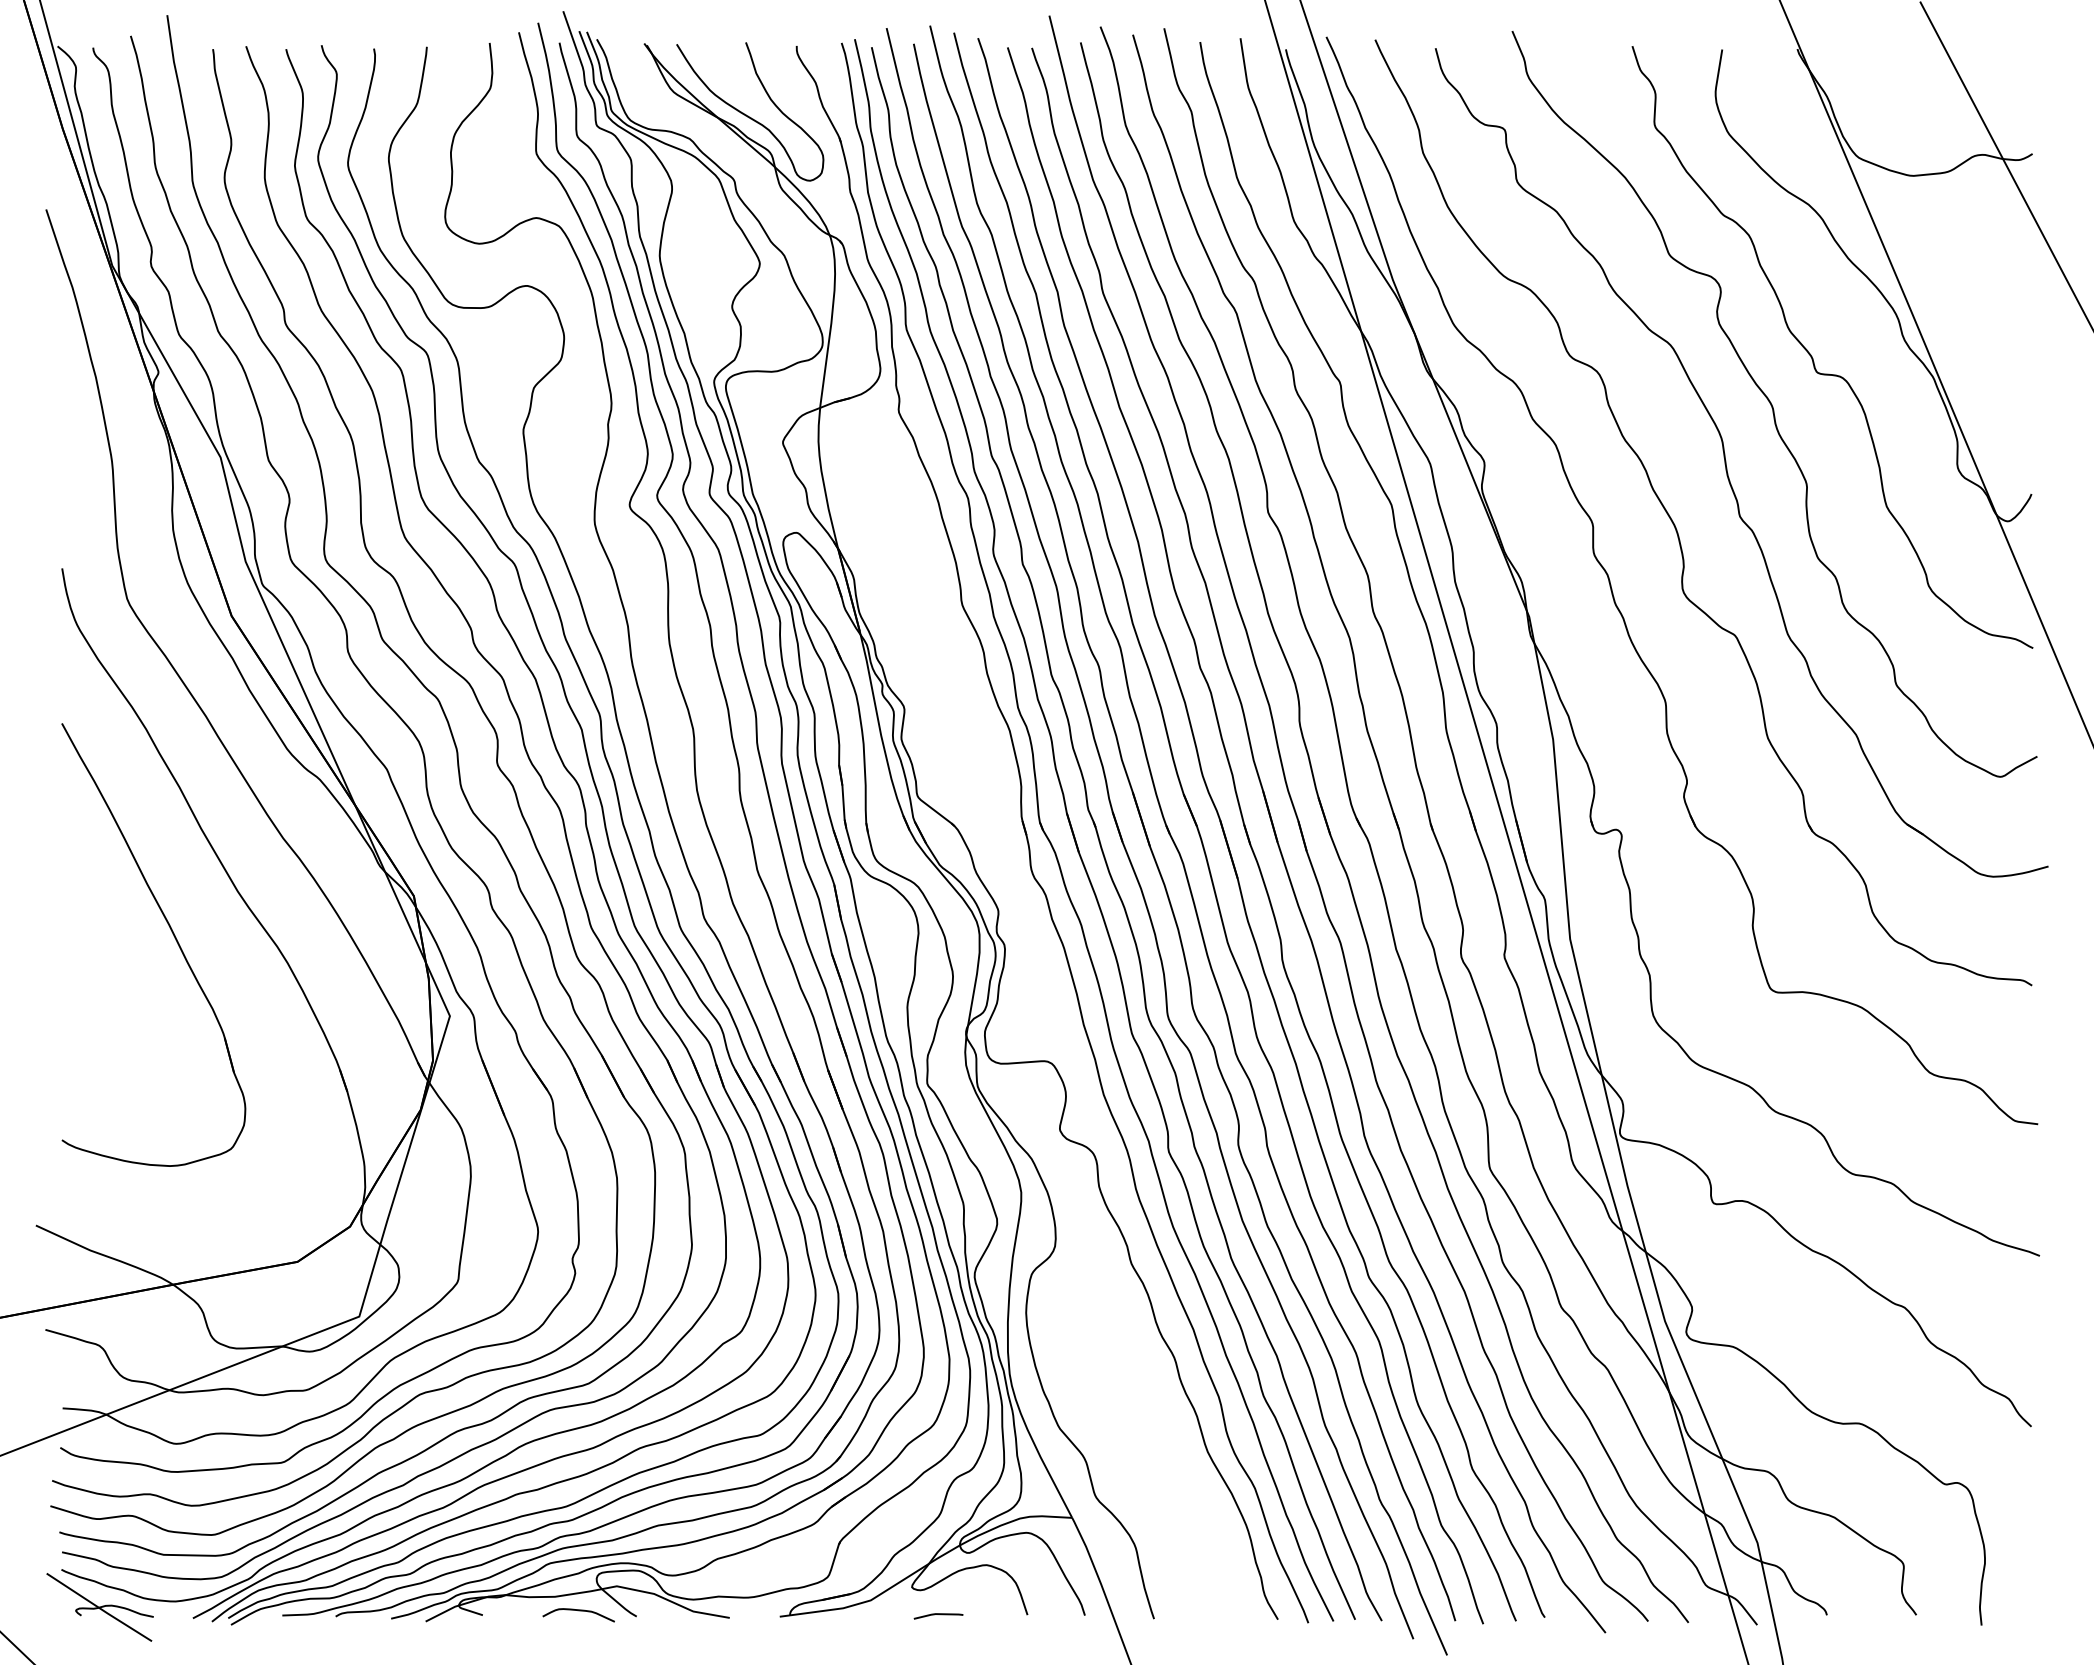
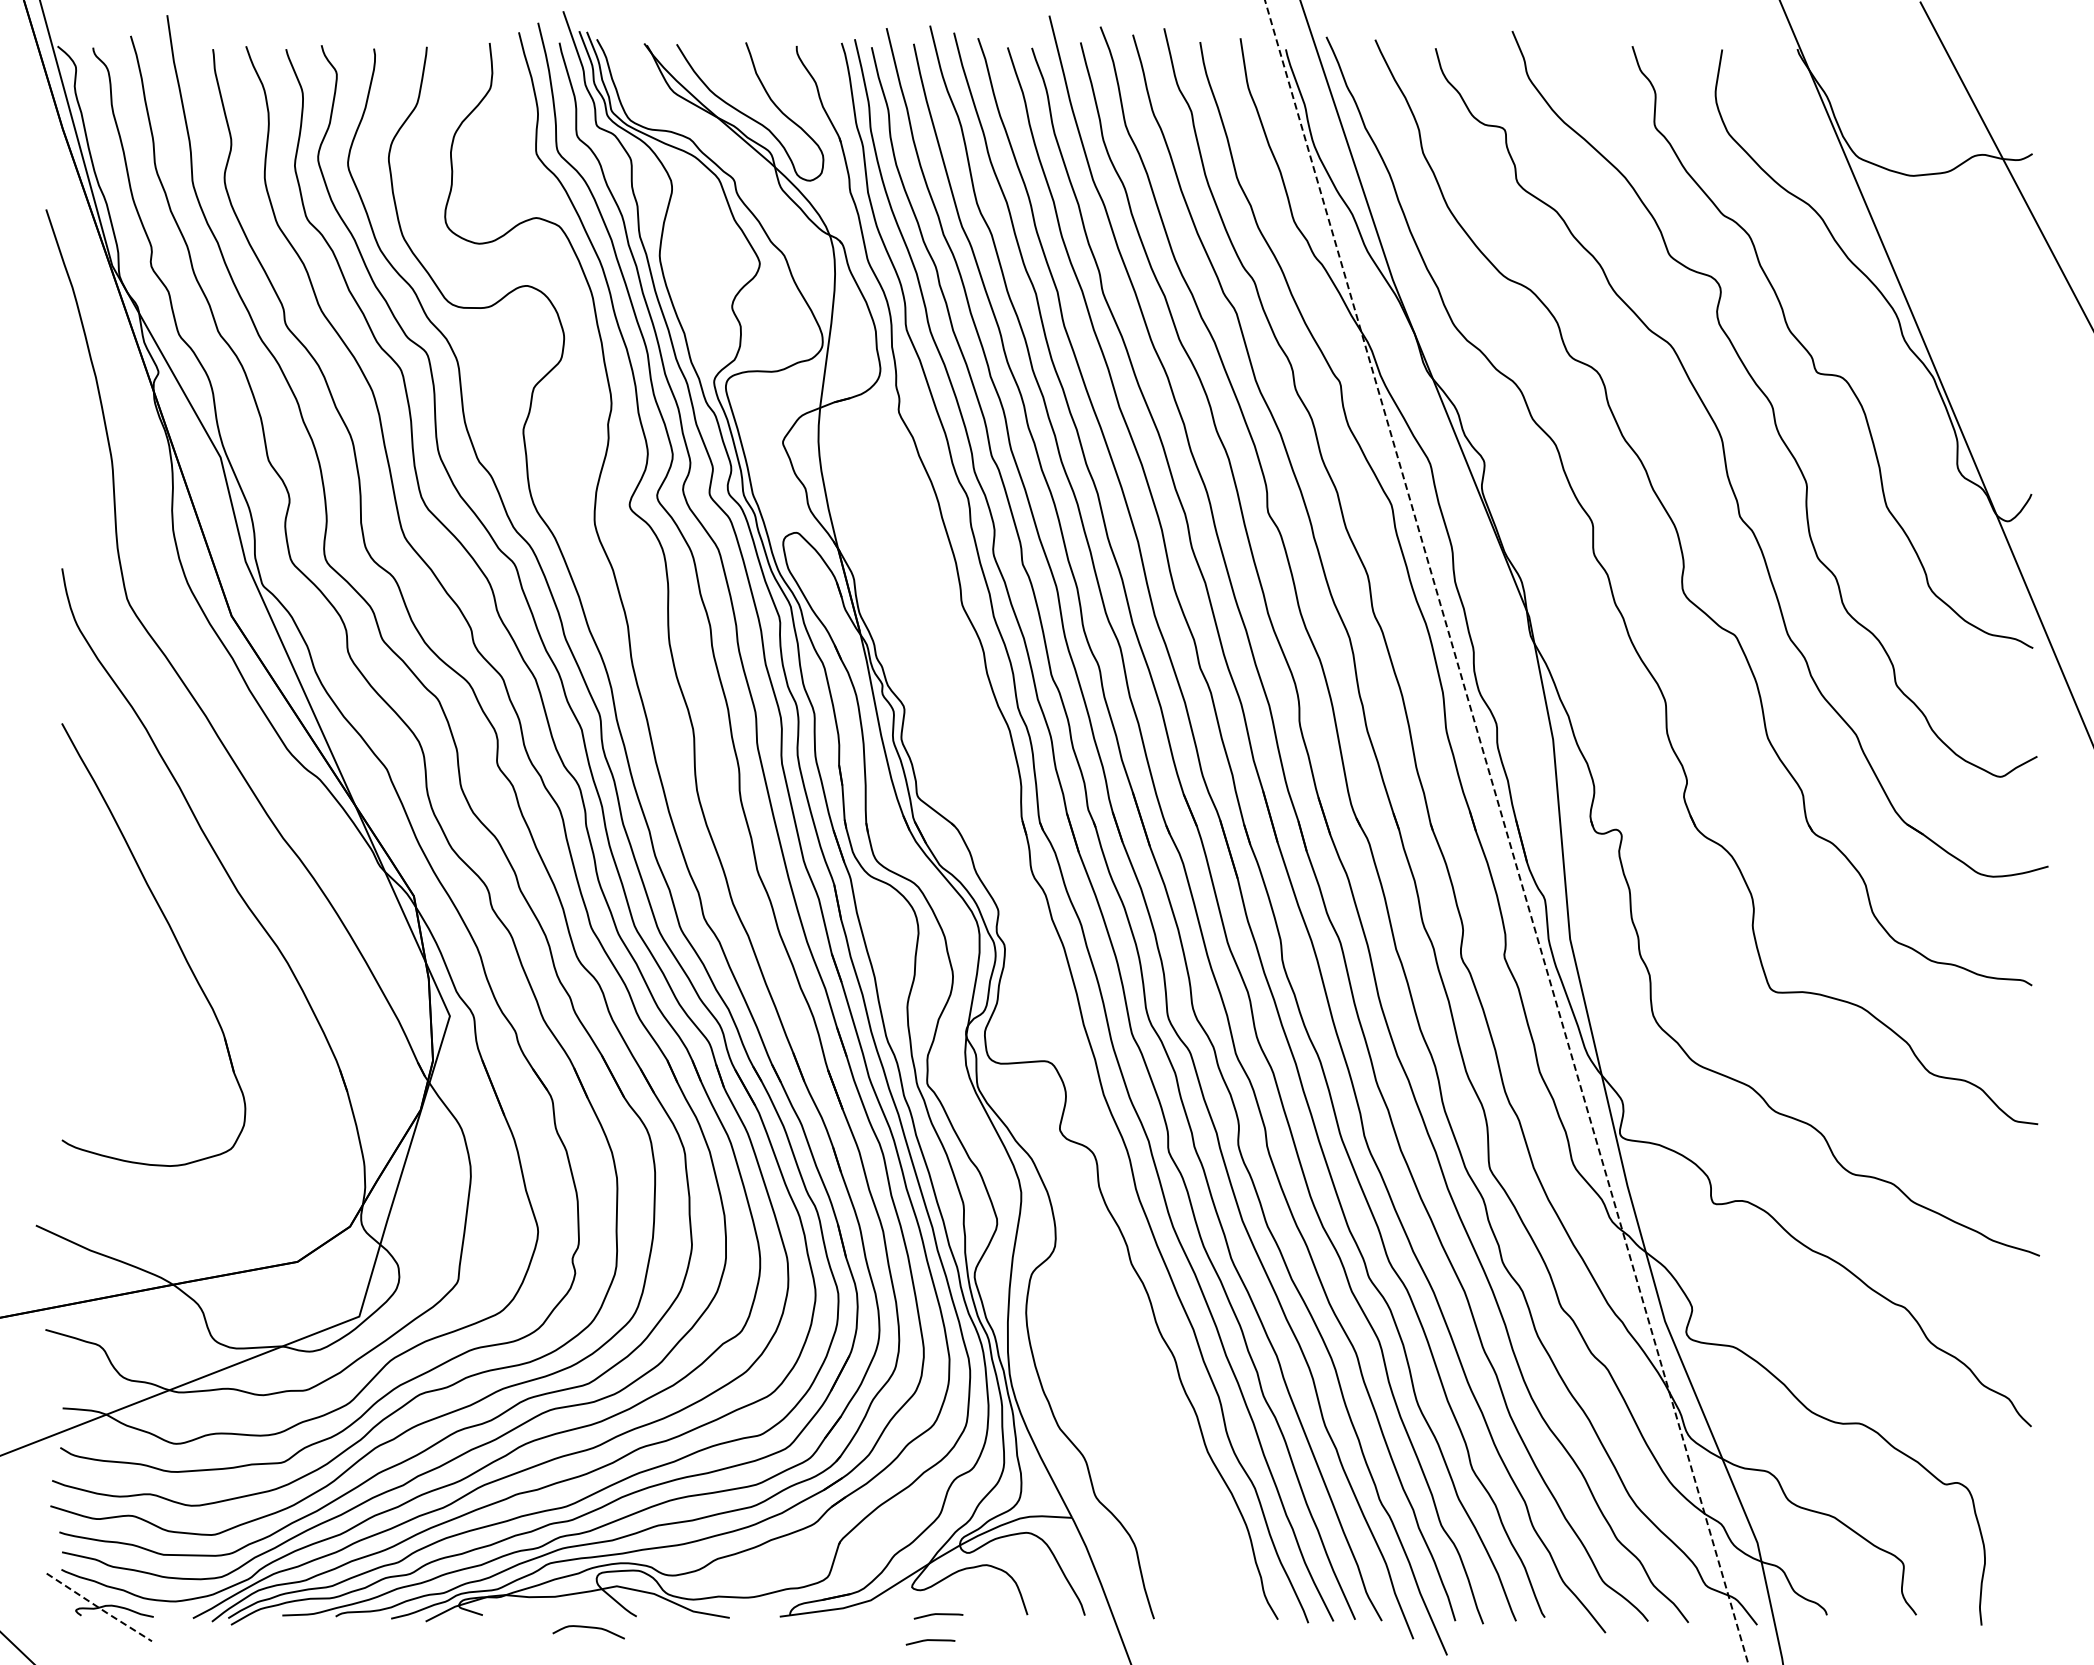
line: solid -> dashed (1507, 833)
line: solid -> dashed (100, 1608)
curve position: (578, 1611) -> (588, 1628) (588, 1628)
line: none -> present (931, 1641)
